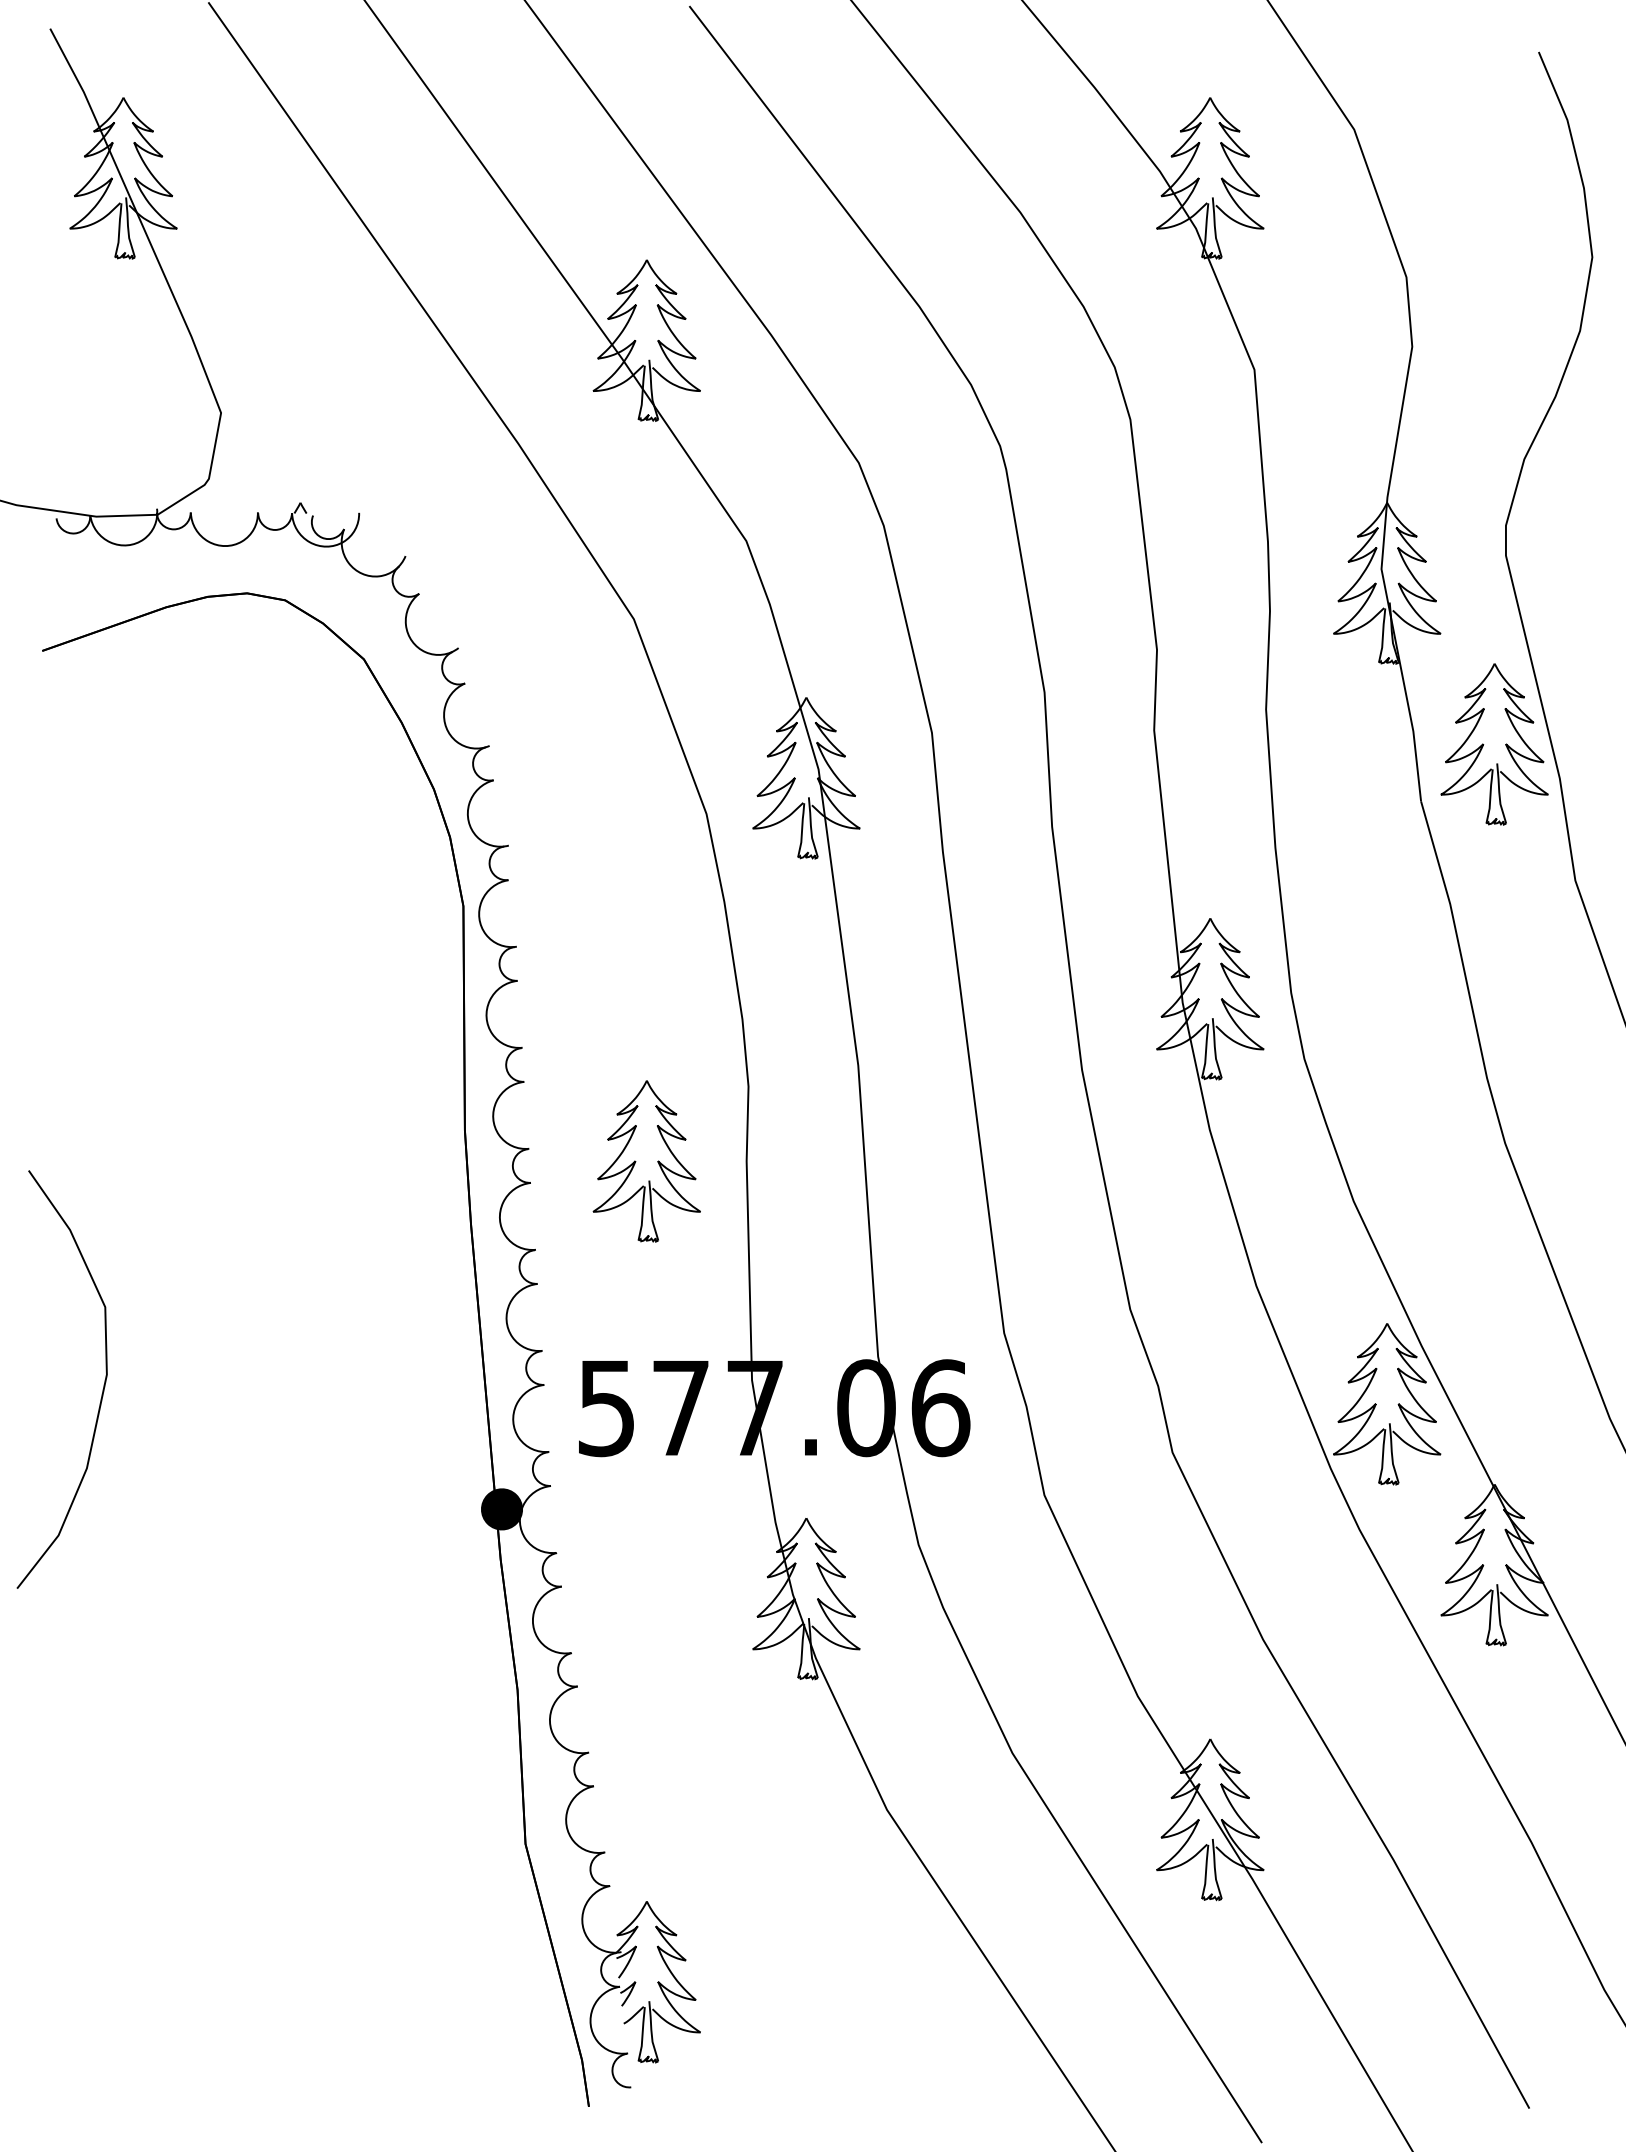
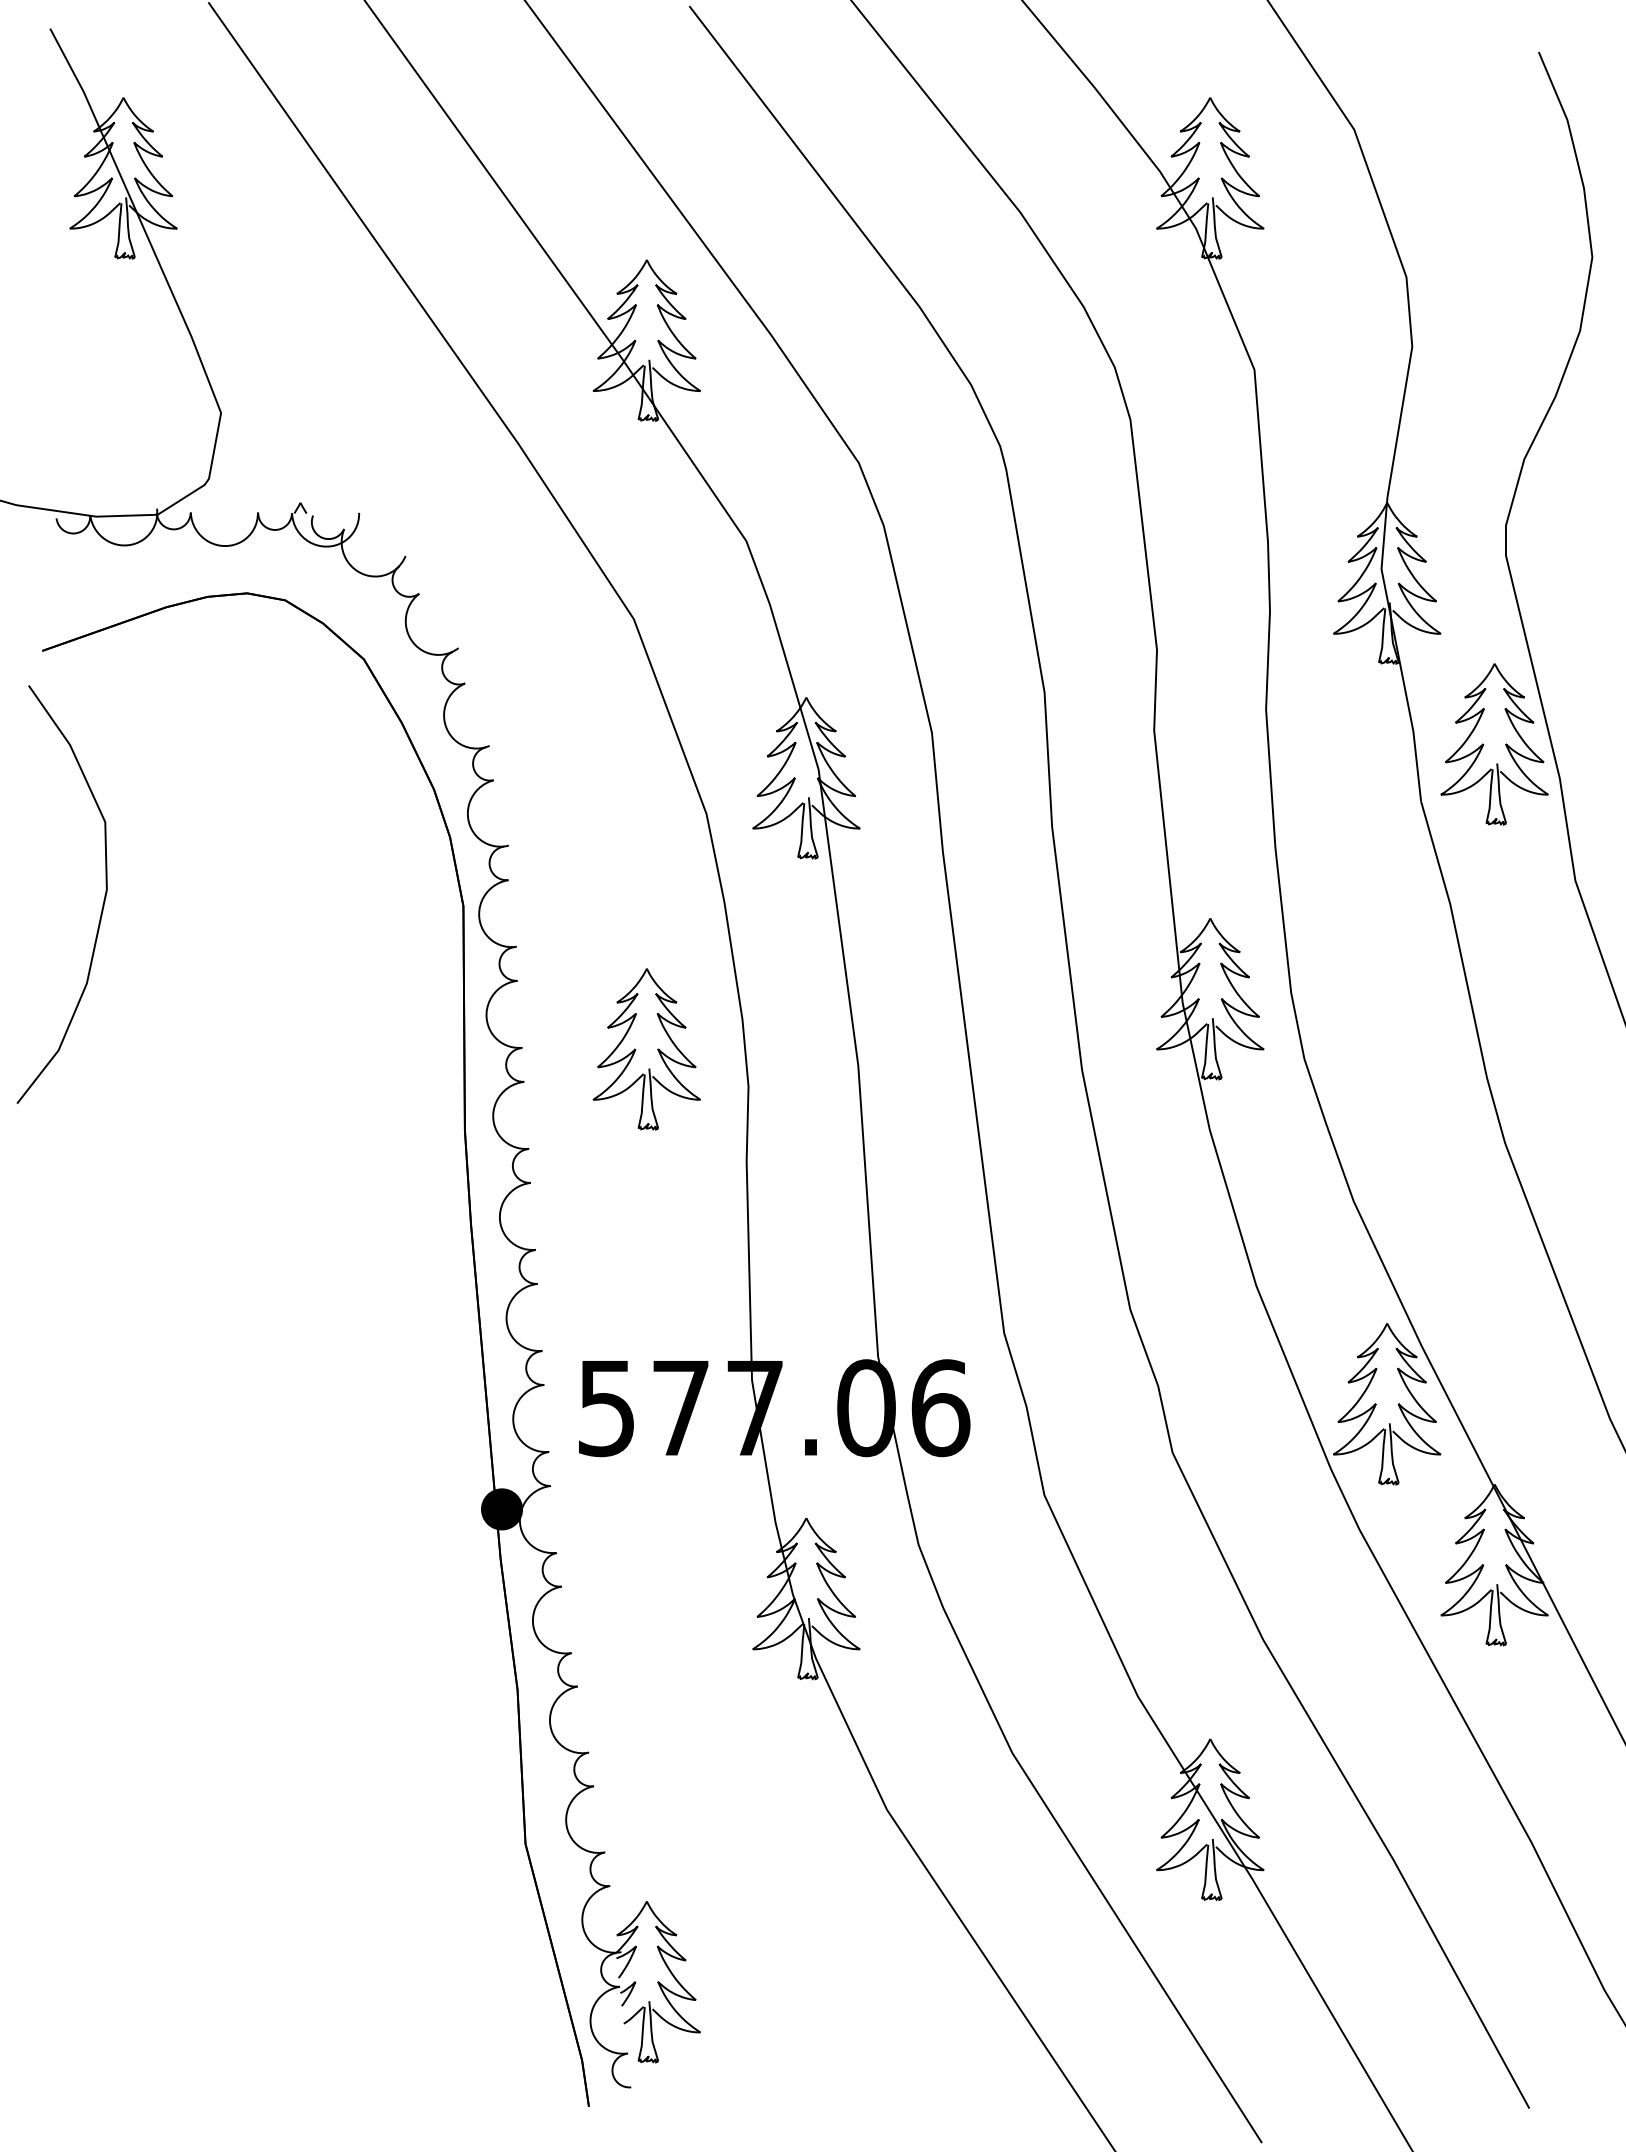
part position: (646, 1161) -> (646, 1049) (646, 1049)
curve position: (102, 1389) -> (102, 904) (102, 904)
